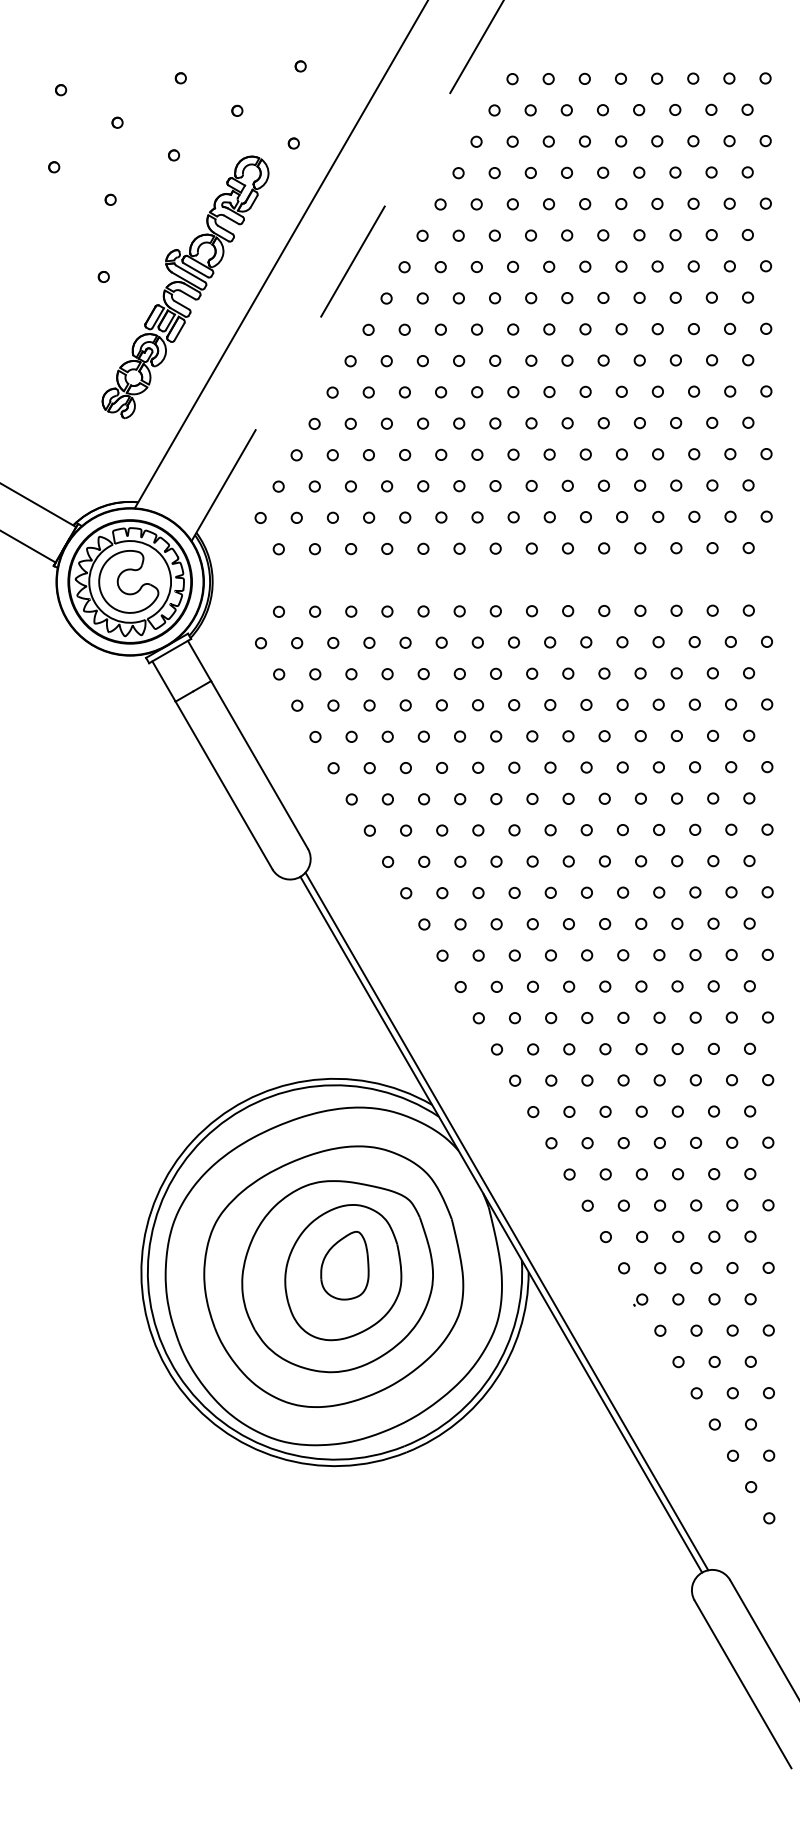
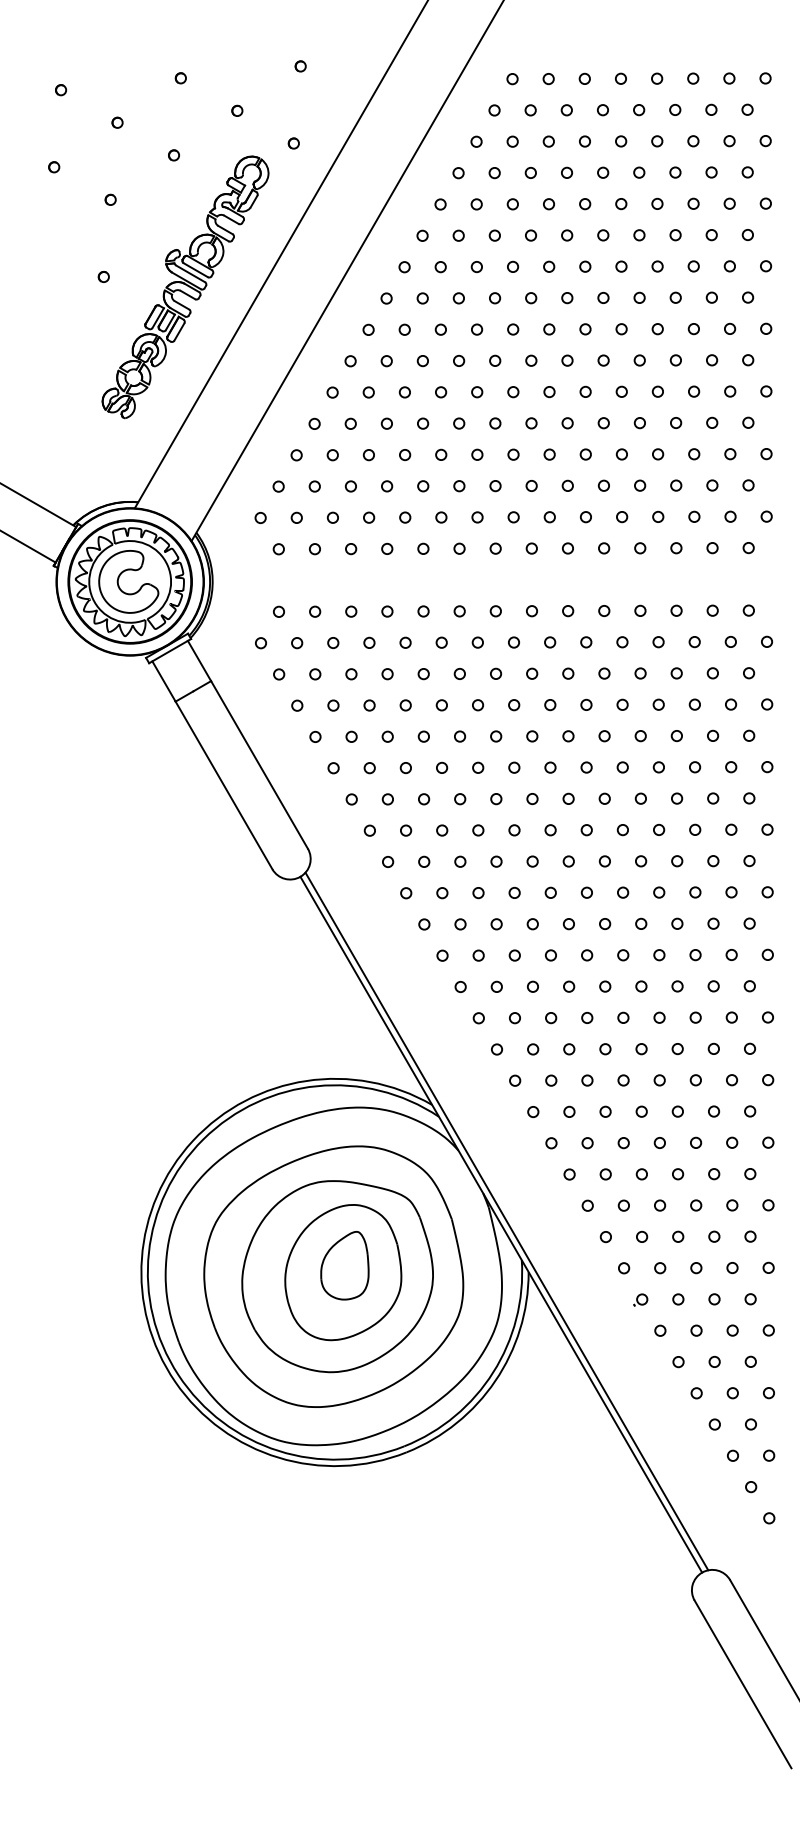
line: dashed -> solid (348, 270)
